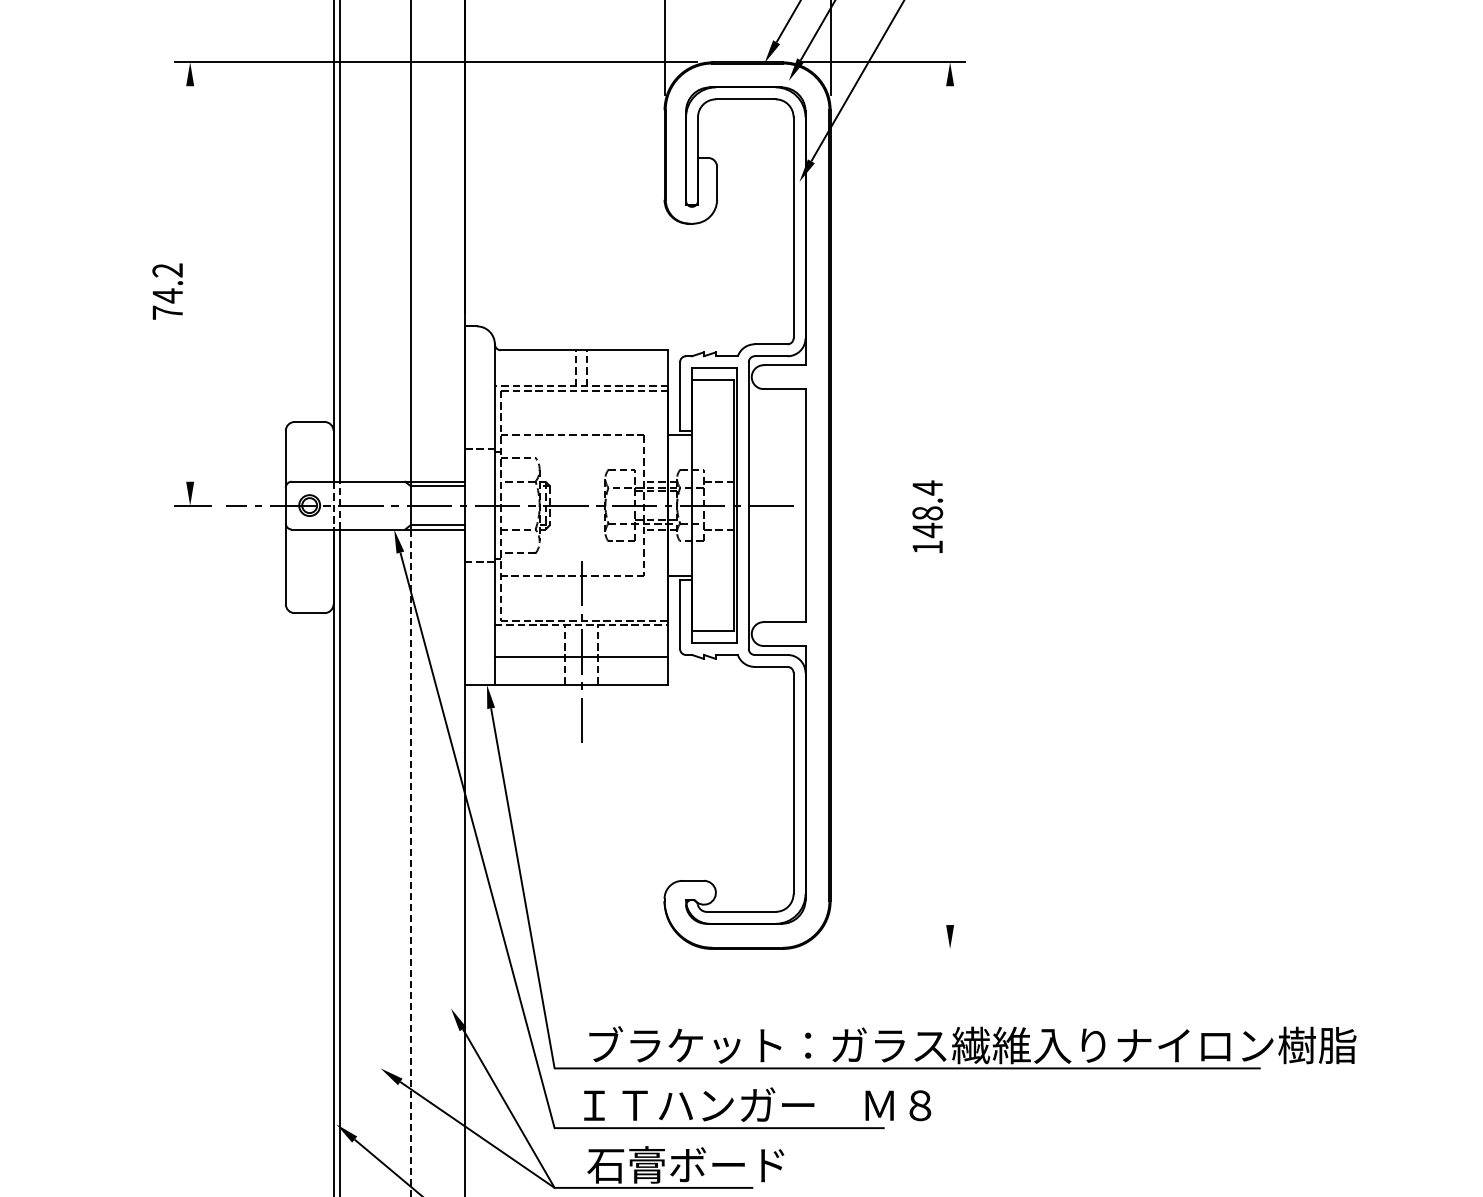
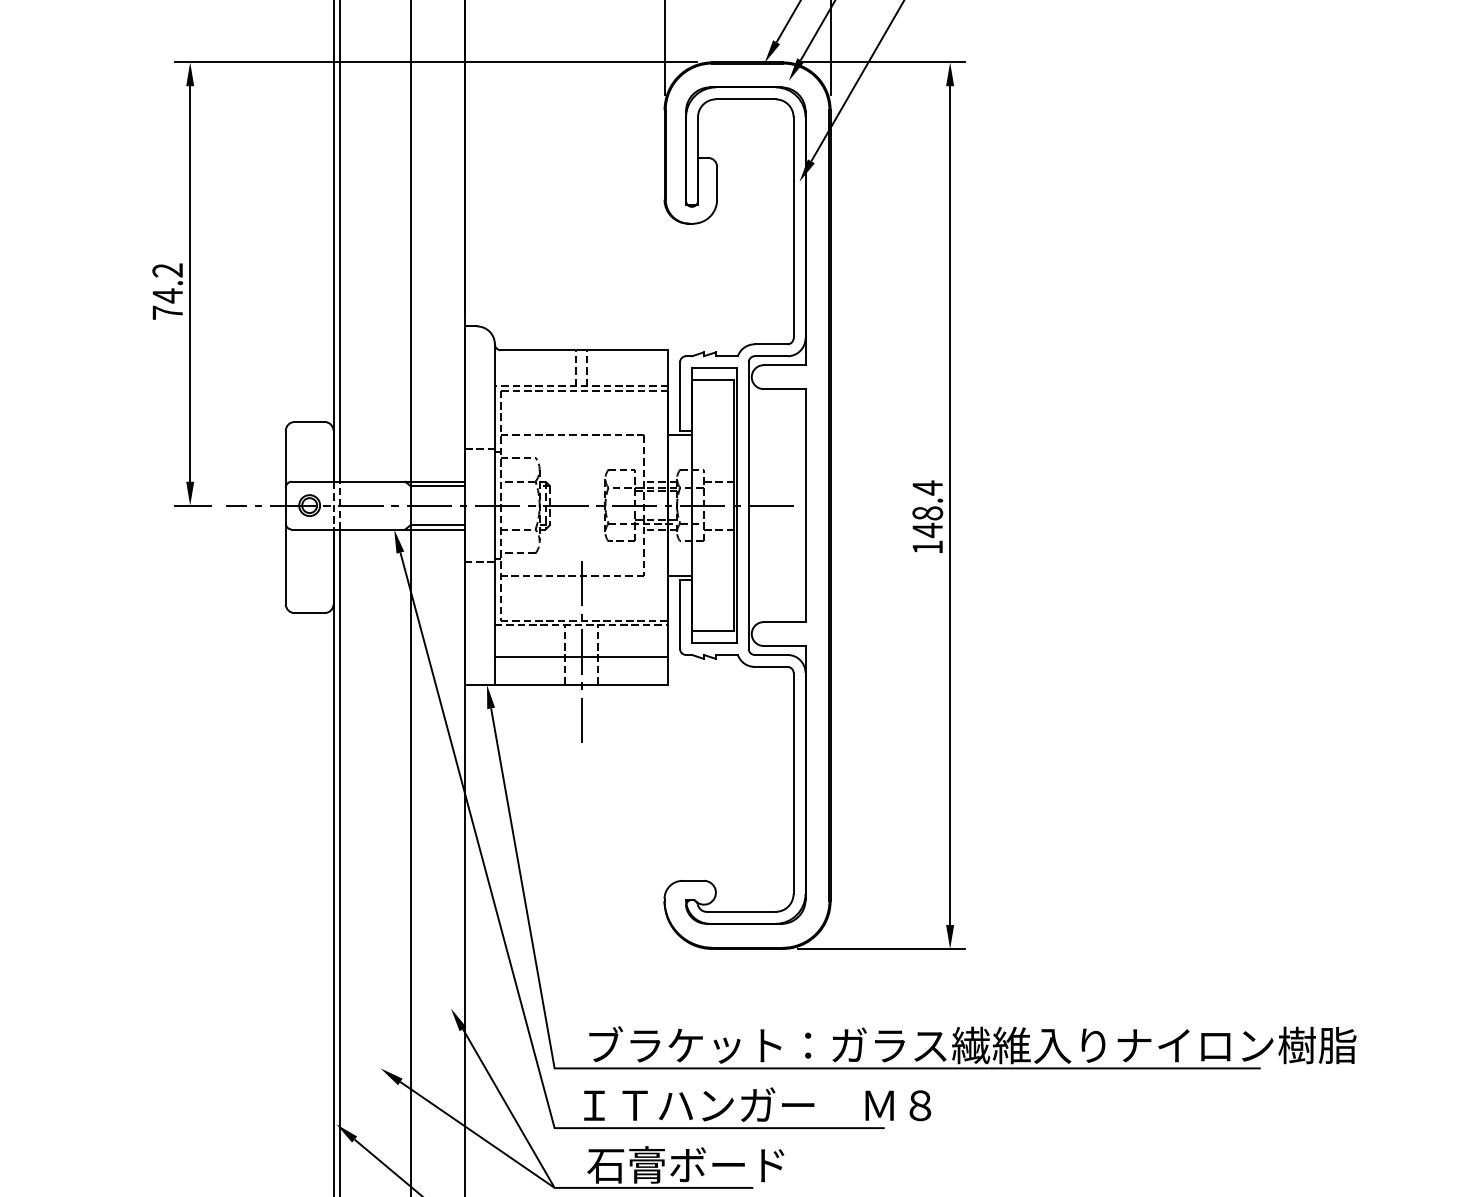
line: none -> present (190, 283)
line: none -> present (950, 505)
line: dashed -> solid (411, 862)
line: none -> present (881, 948)
